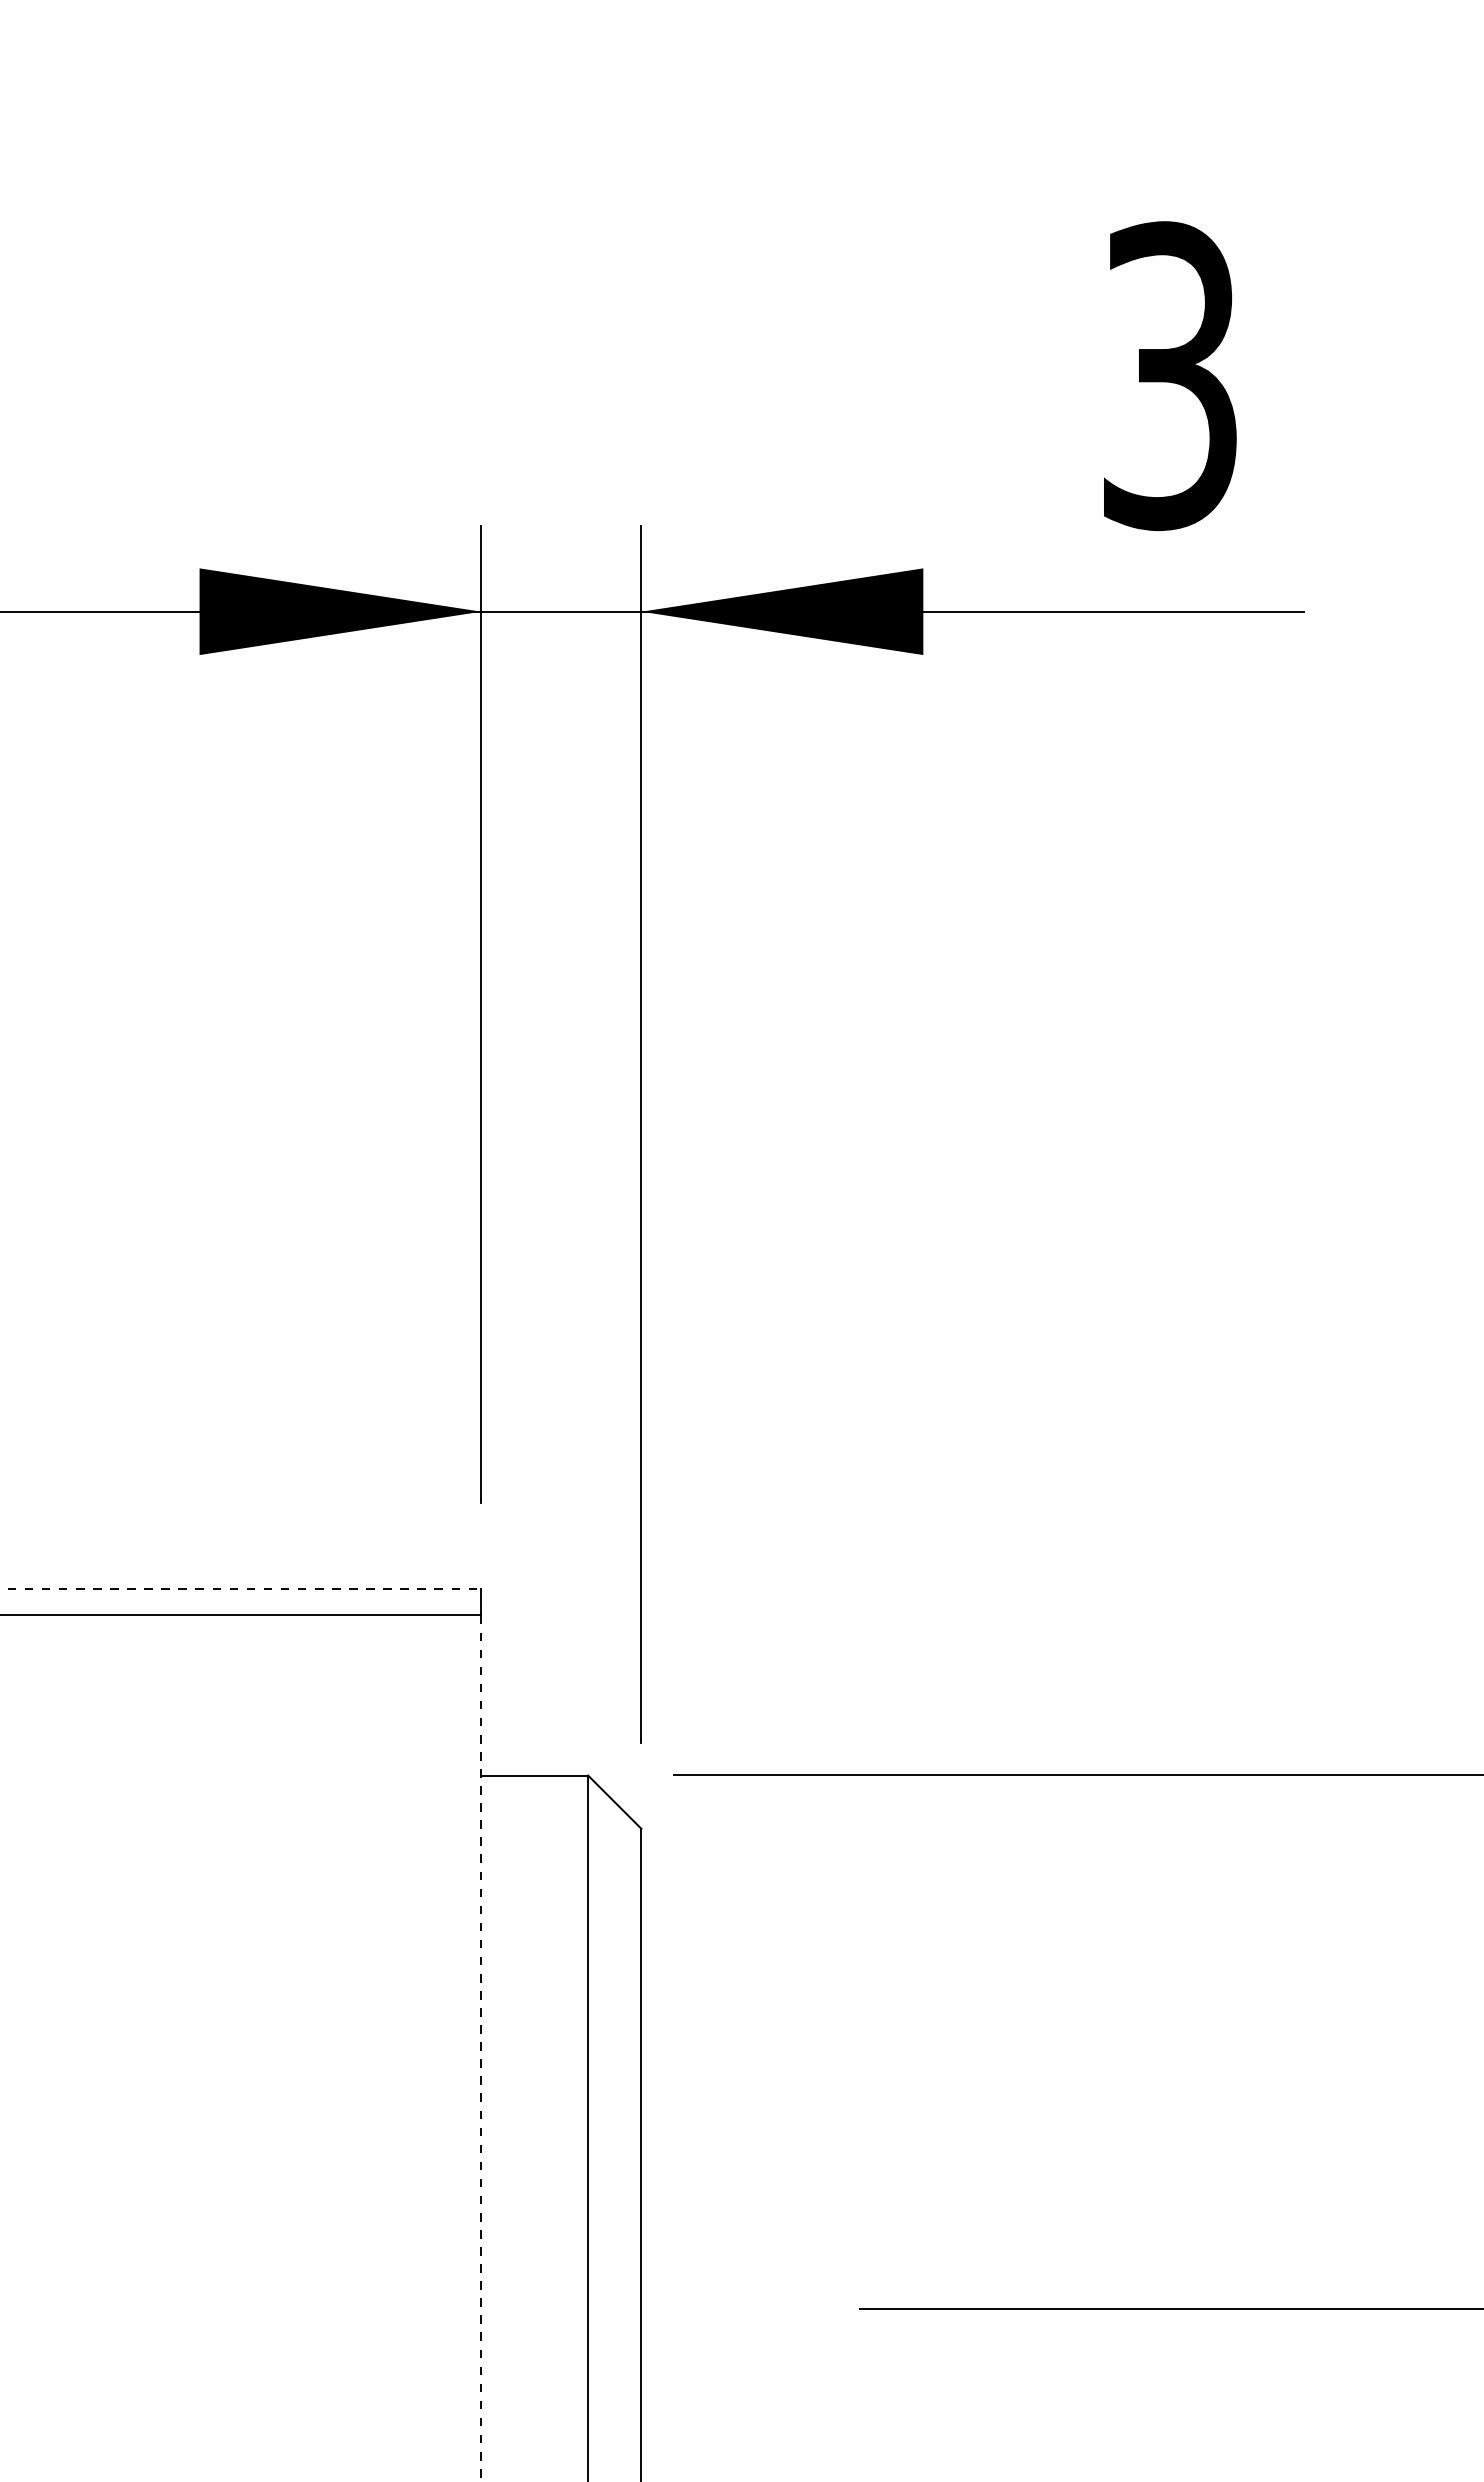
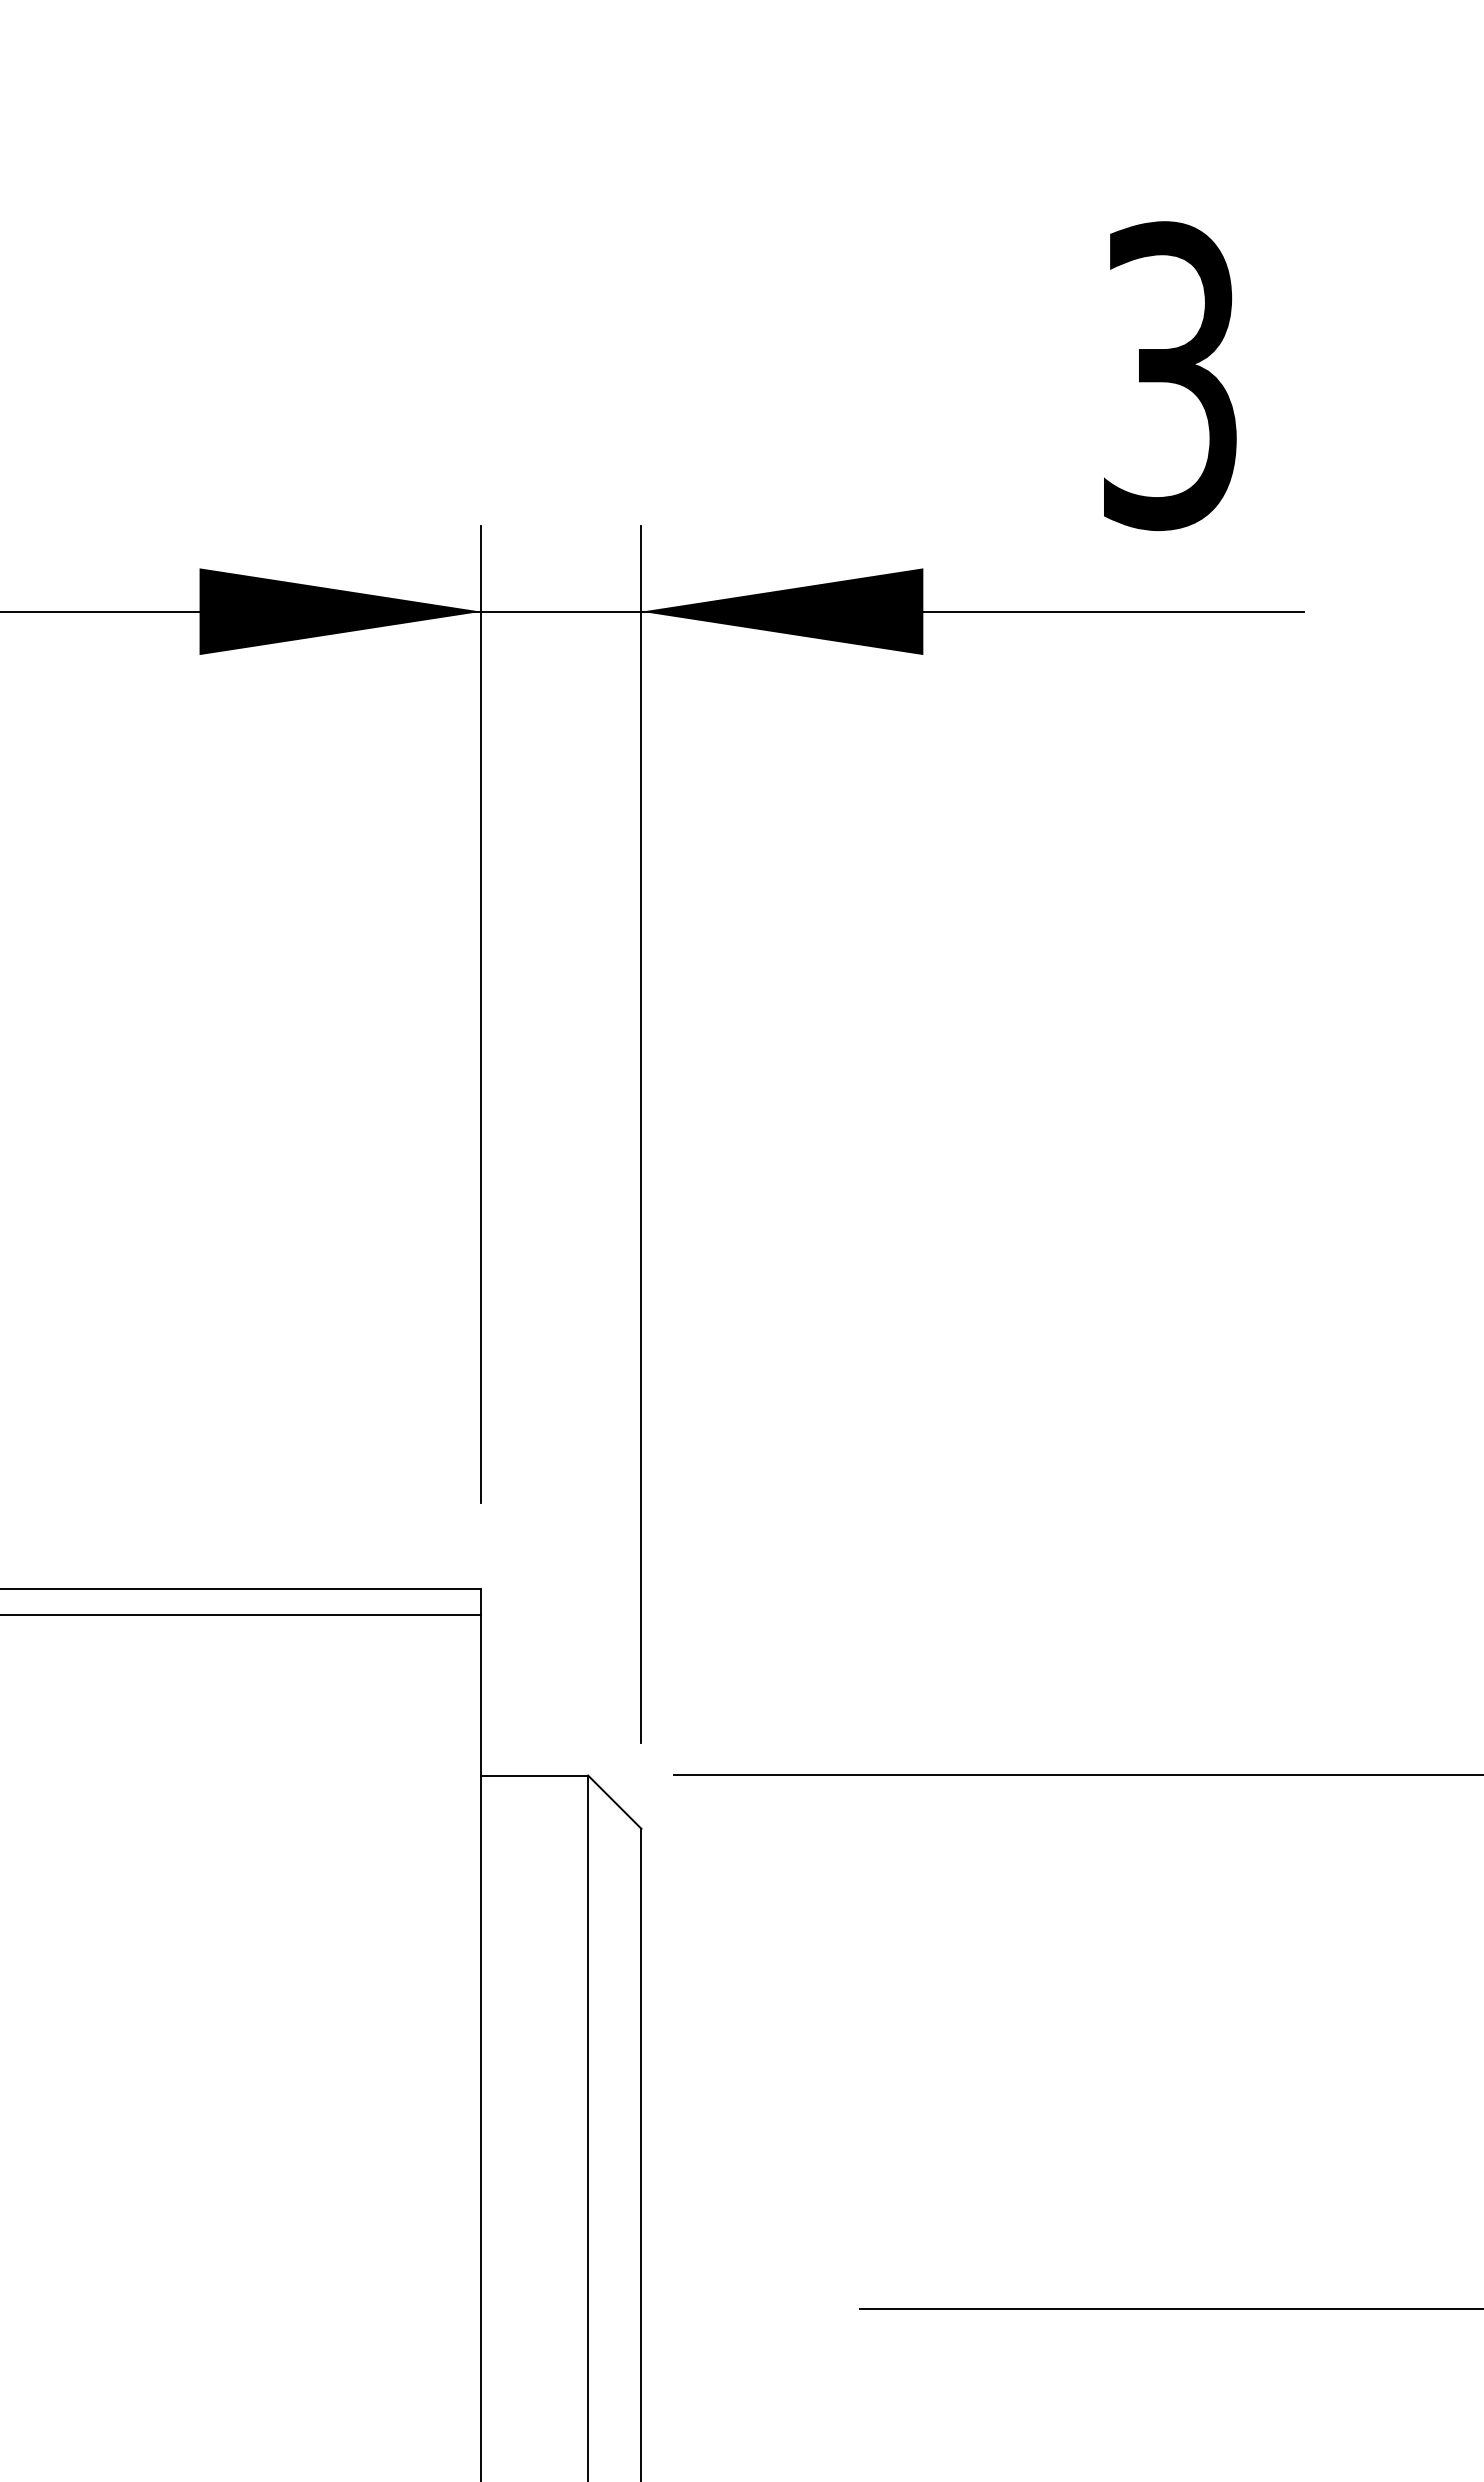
line: dashed -> solid (241, 1588)
line: dashed -> solid (481, 2048)
